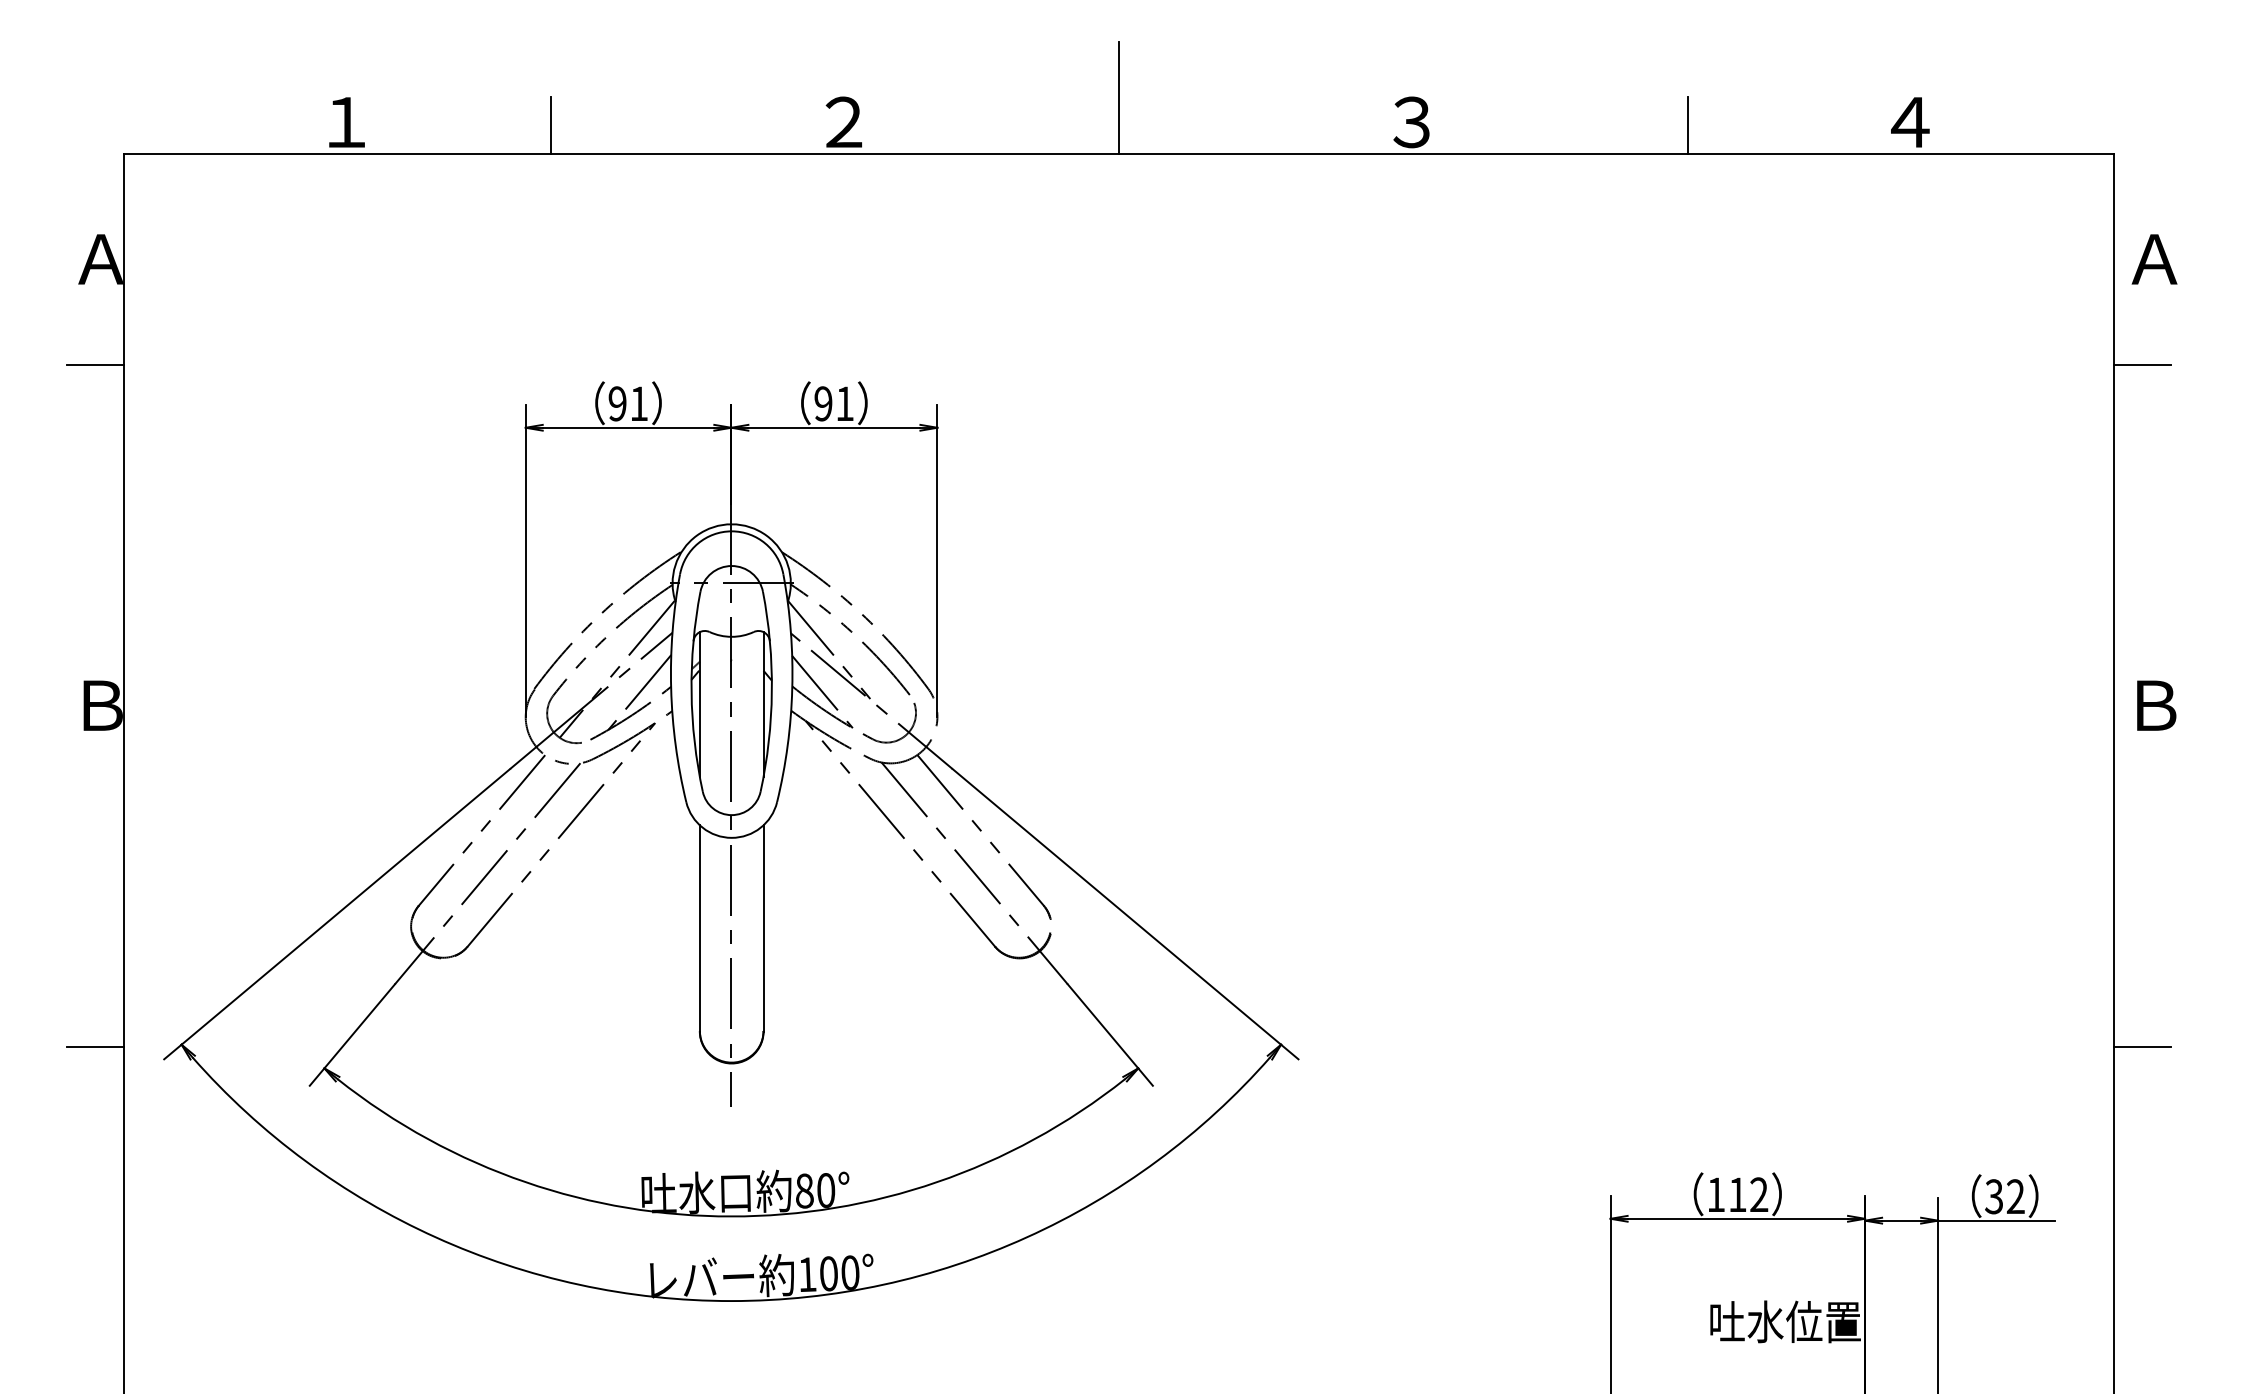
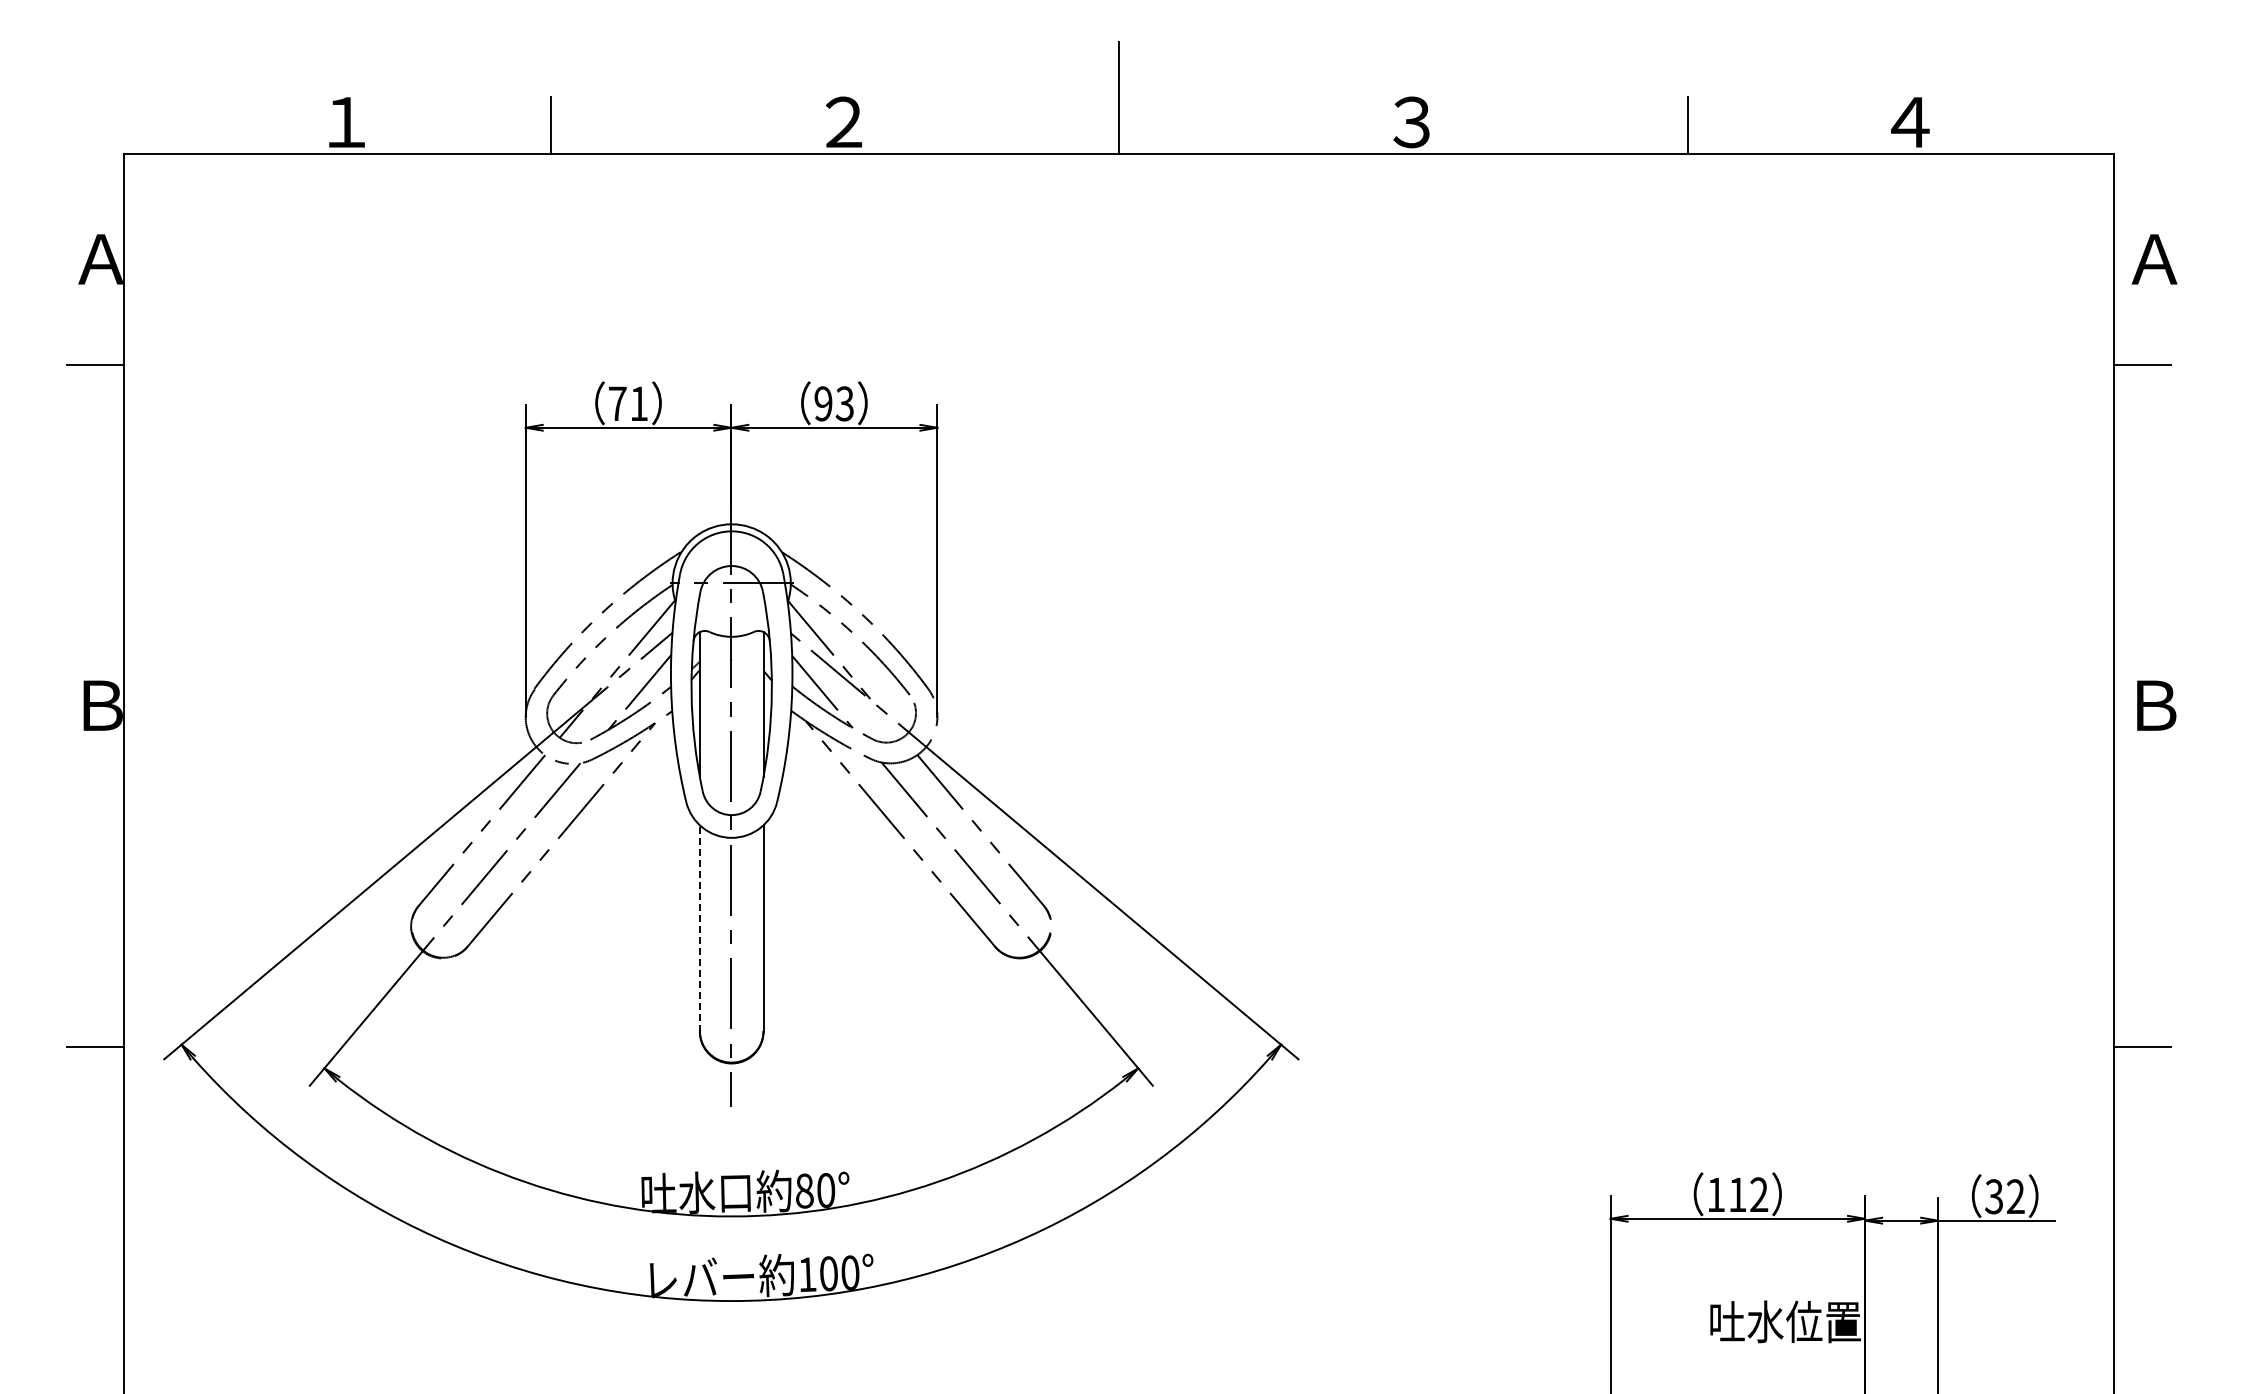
text: 91 -> 71 (617, 403)
text: 91 -> 93 (844, 403)
line: solid -> dashed (699, 928)
